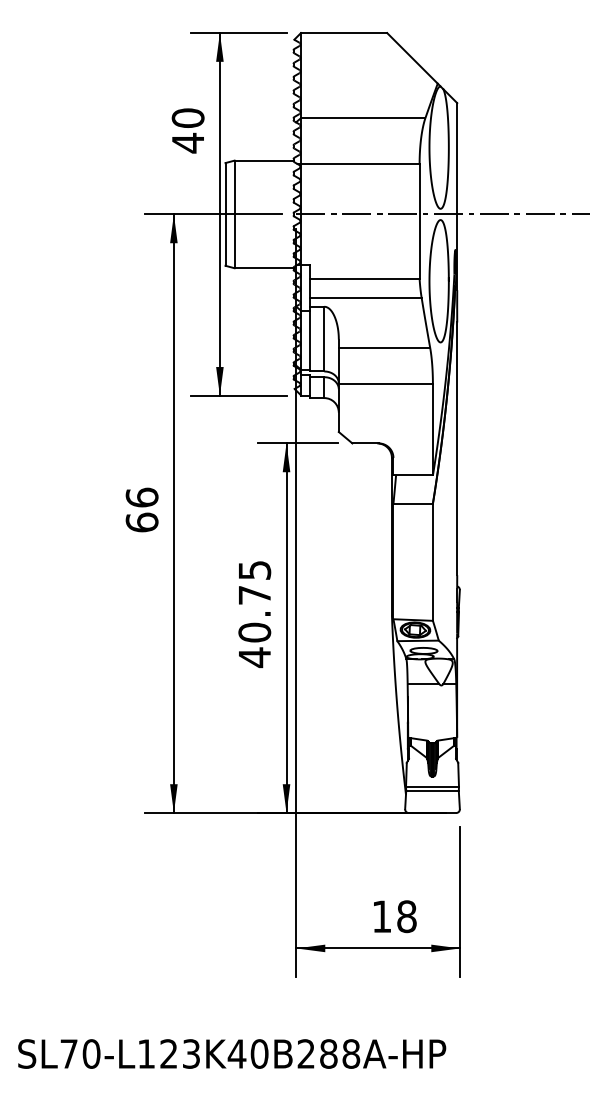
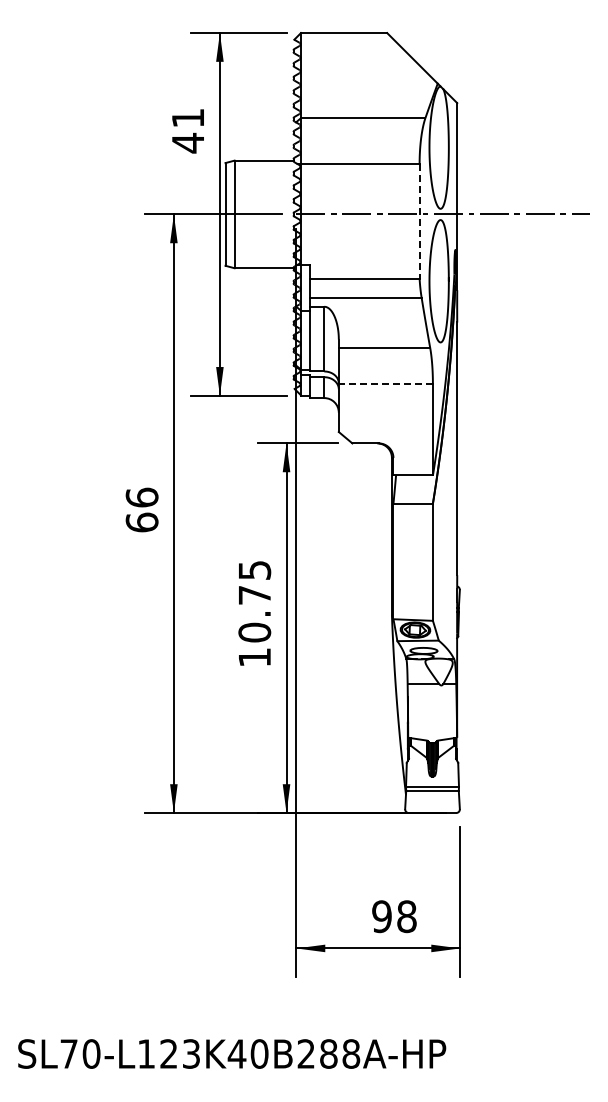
text: 40 -> 41 (187, 117)
line: solid -> dashed (419, 221)
line: solid -> dashed (385, 384)
text: 40.75 -> 10.75 (254, 657)
text: 18 -> 98 (381, 916)
